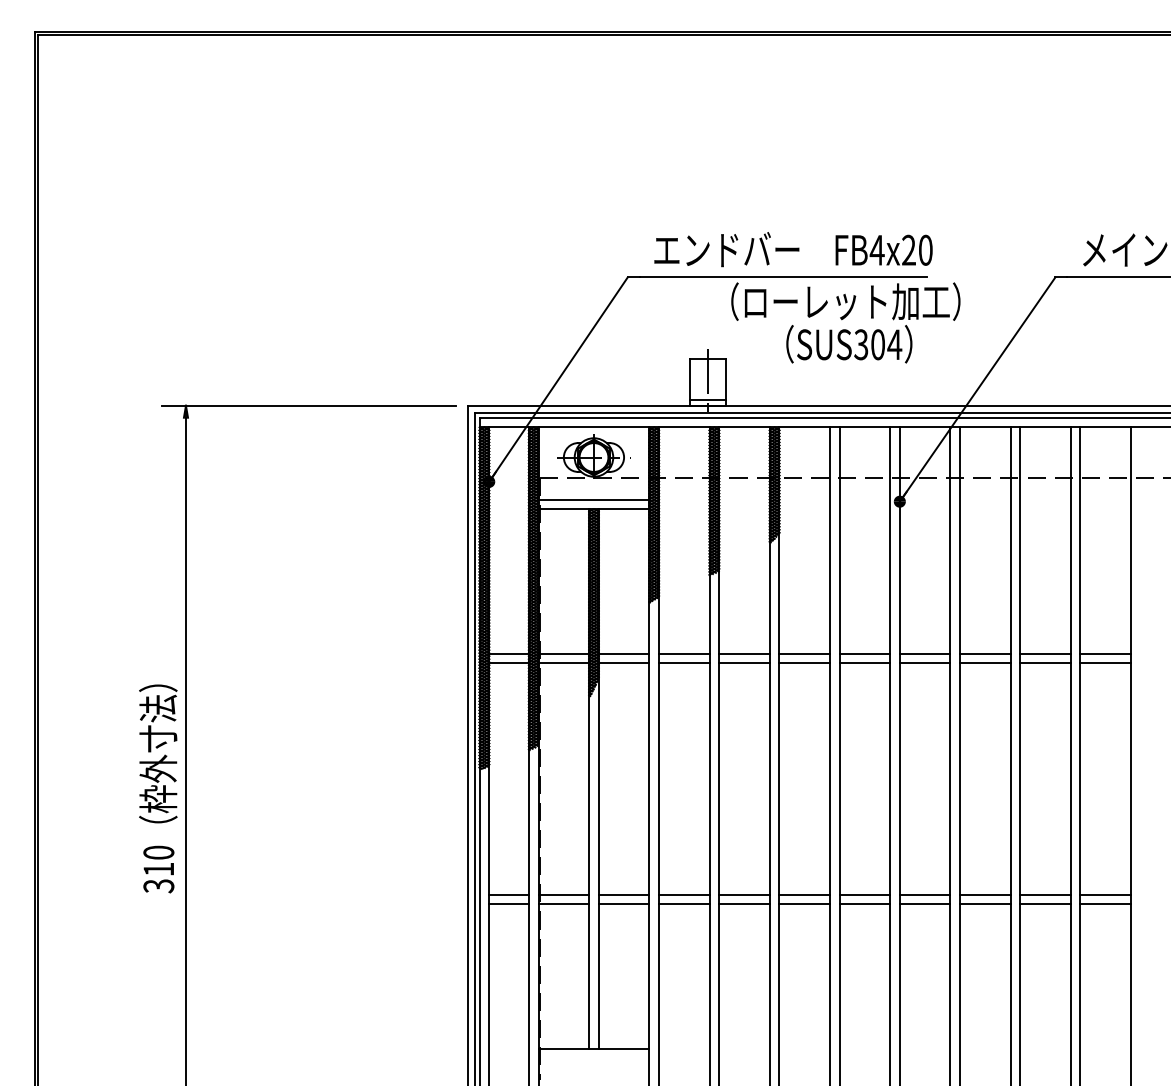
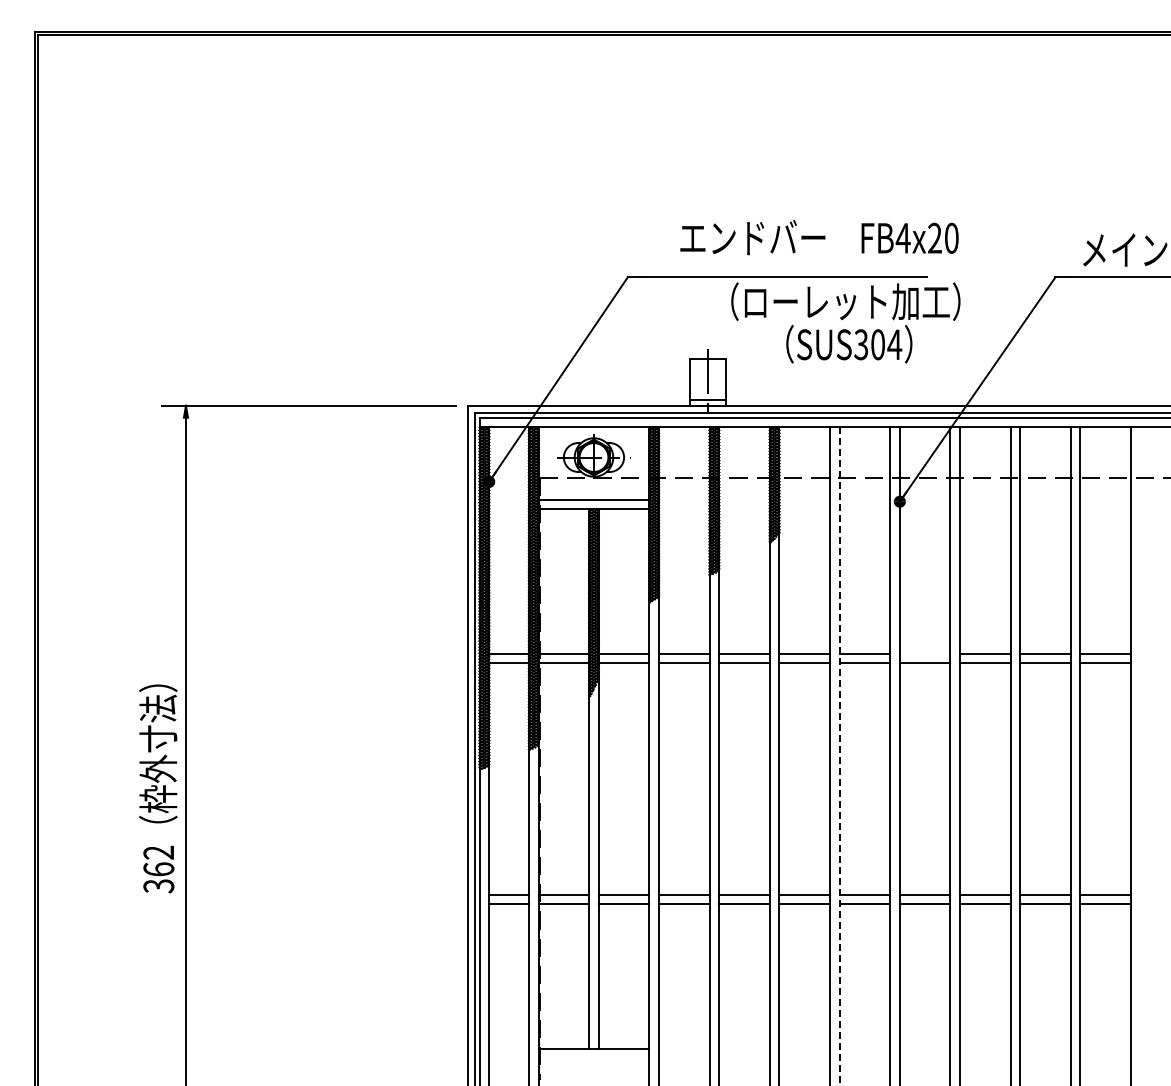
text position: (793, 249) -> (819, 237) (819, 237)
line: present -> none (924, 653)
line: solid -> dashed (839, 757)
text: 310 -> 362 (158, 860)
